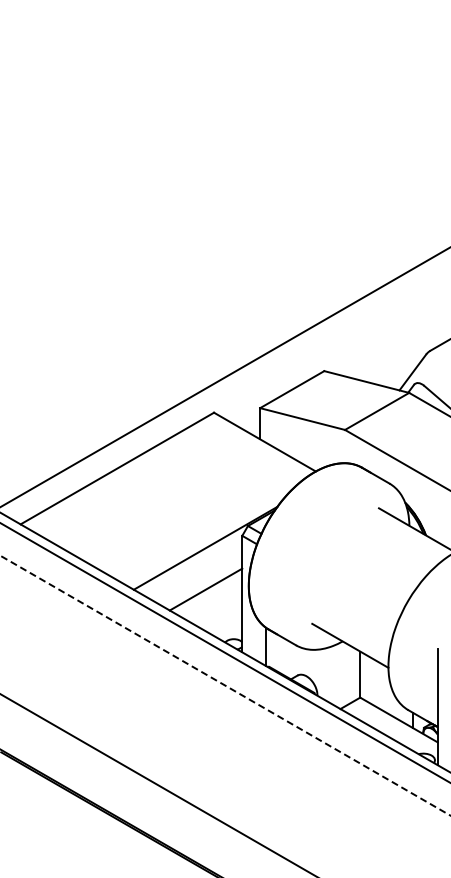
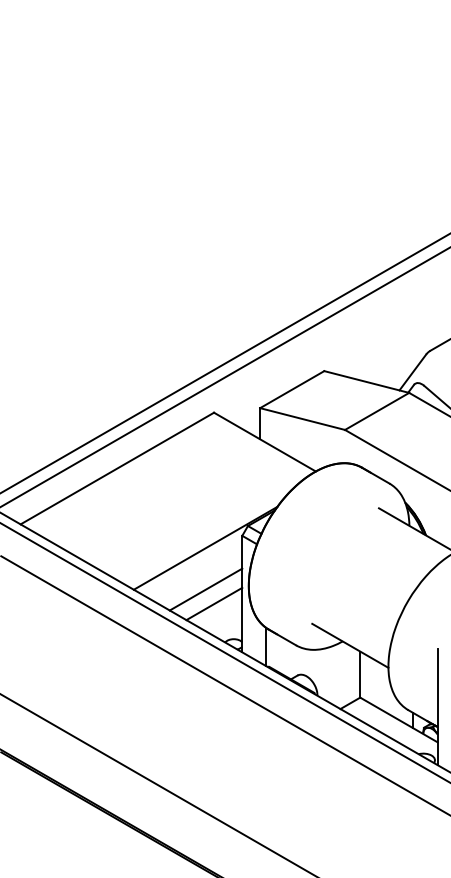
line: none -> present (224, 363)
line: none -> present (214, 603)
line: dashed -> solid (226, 686)
